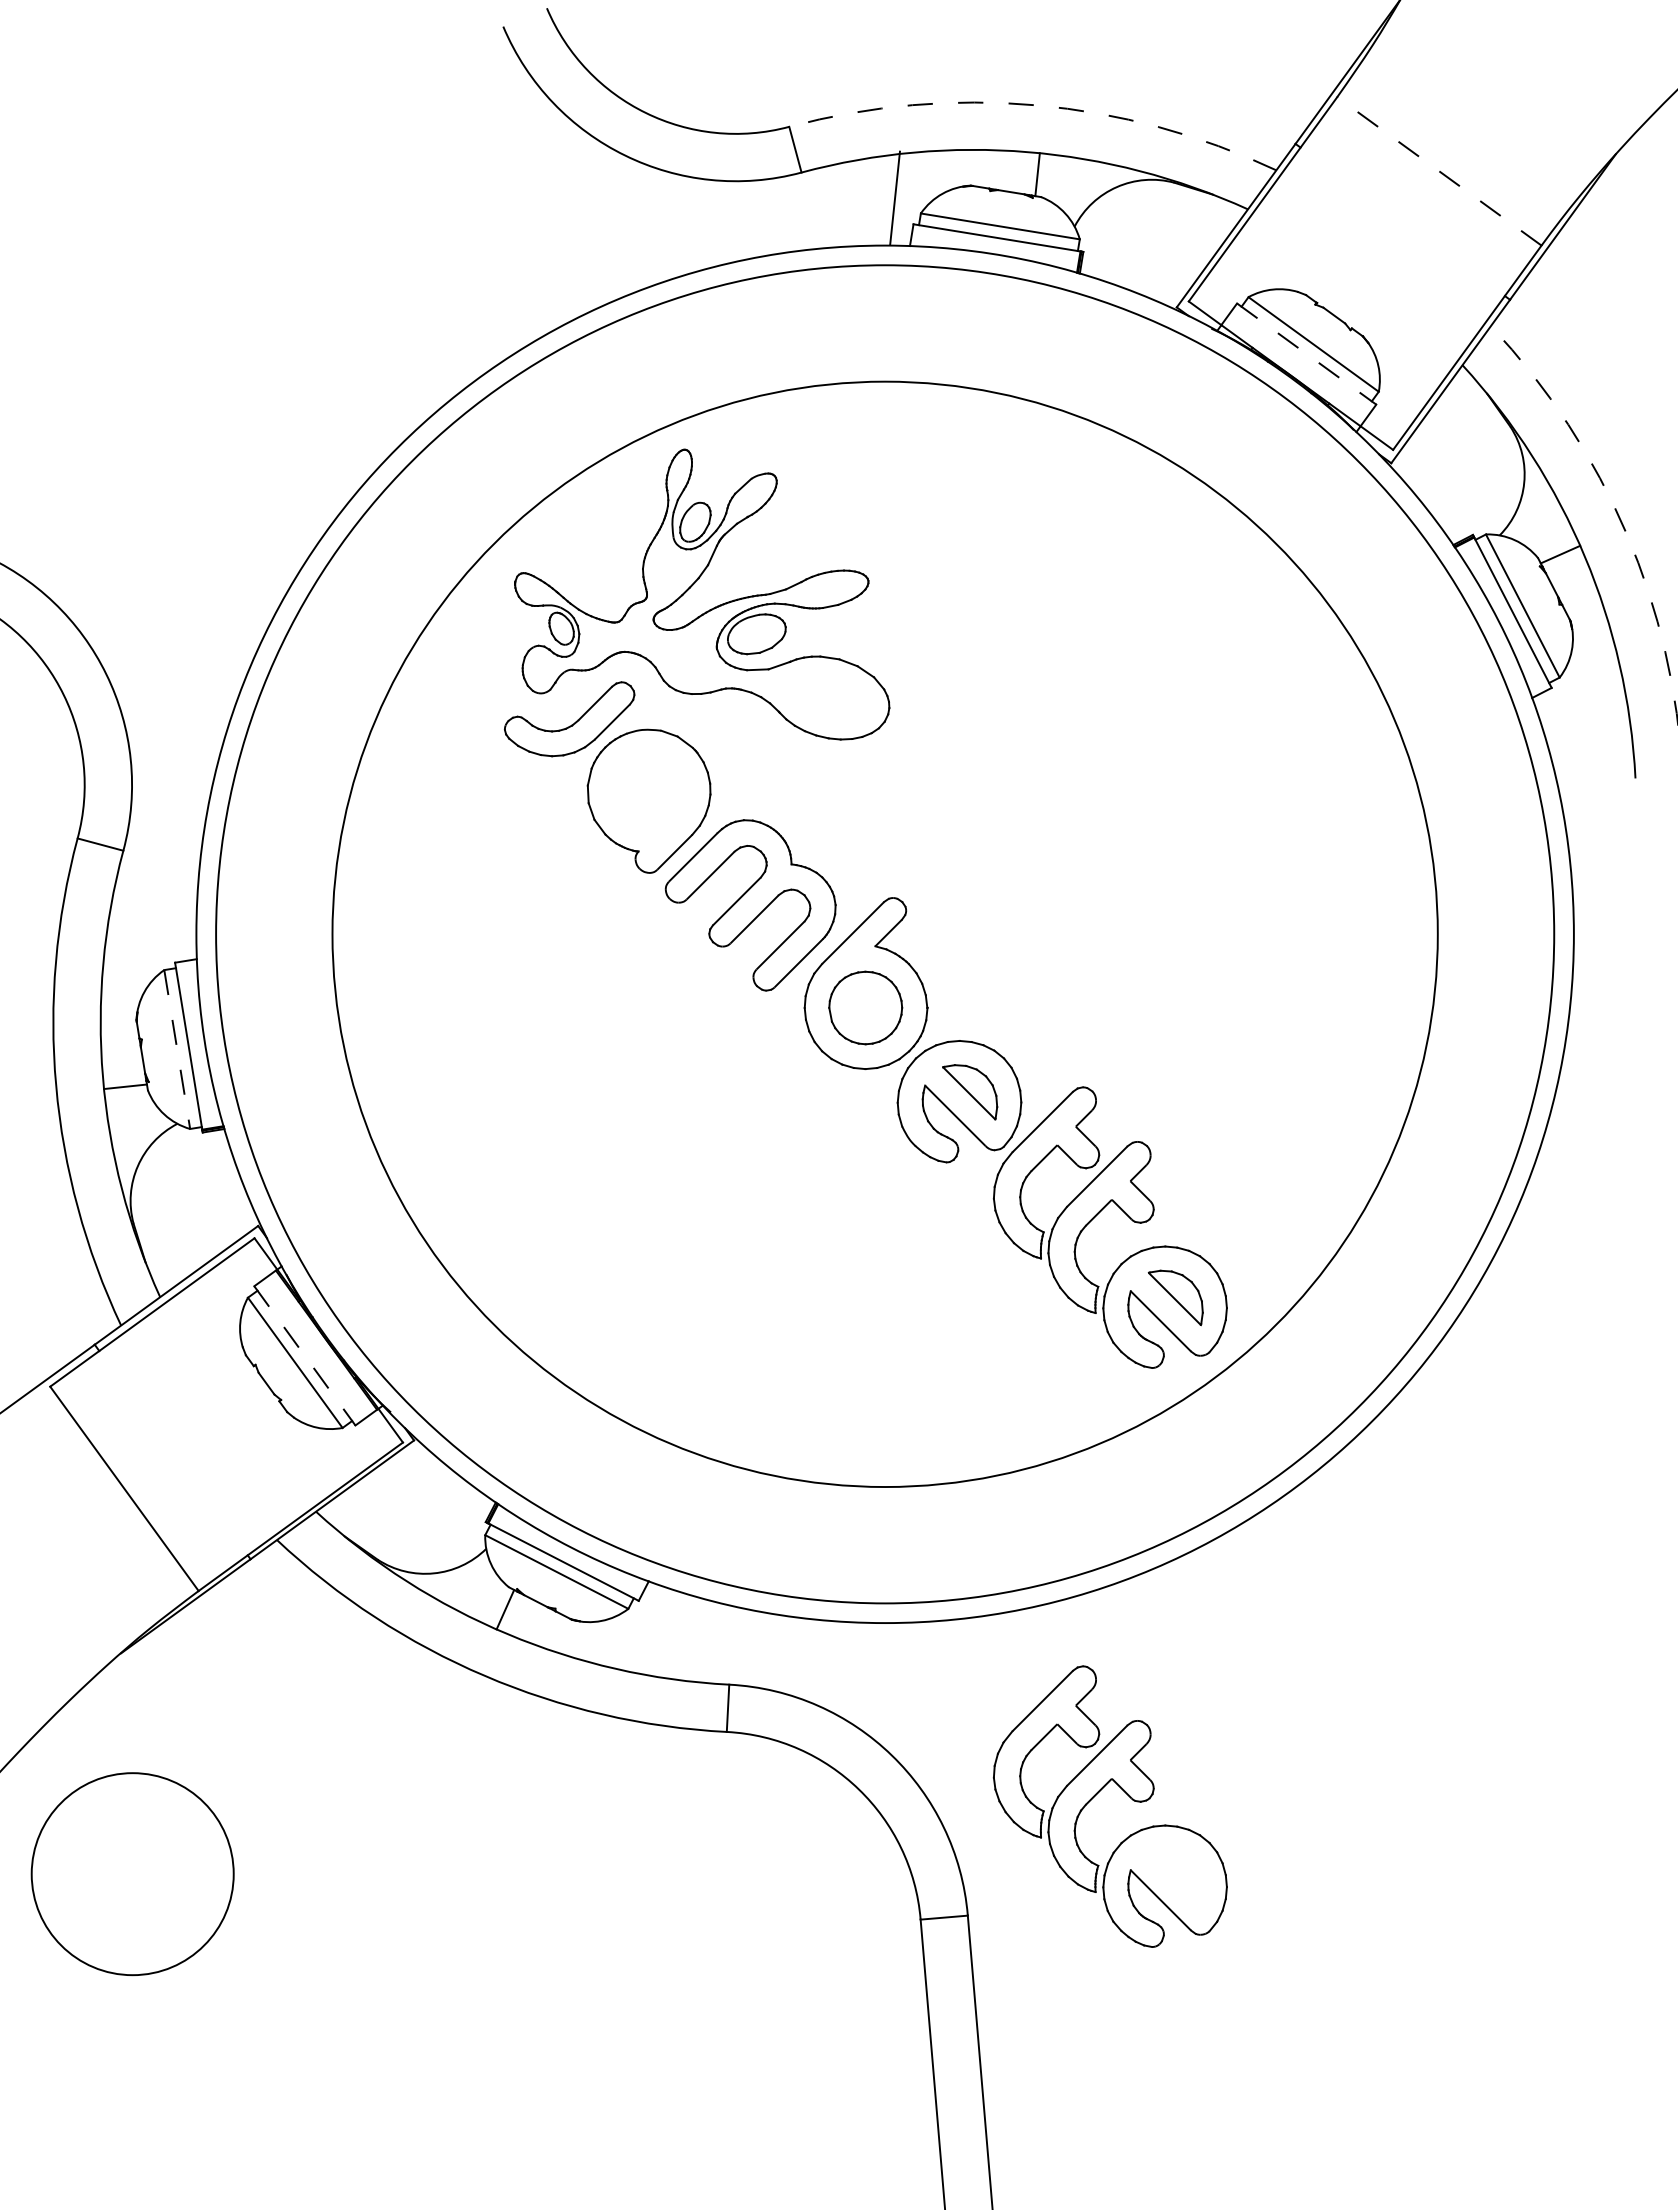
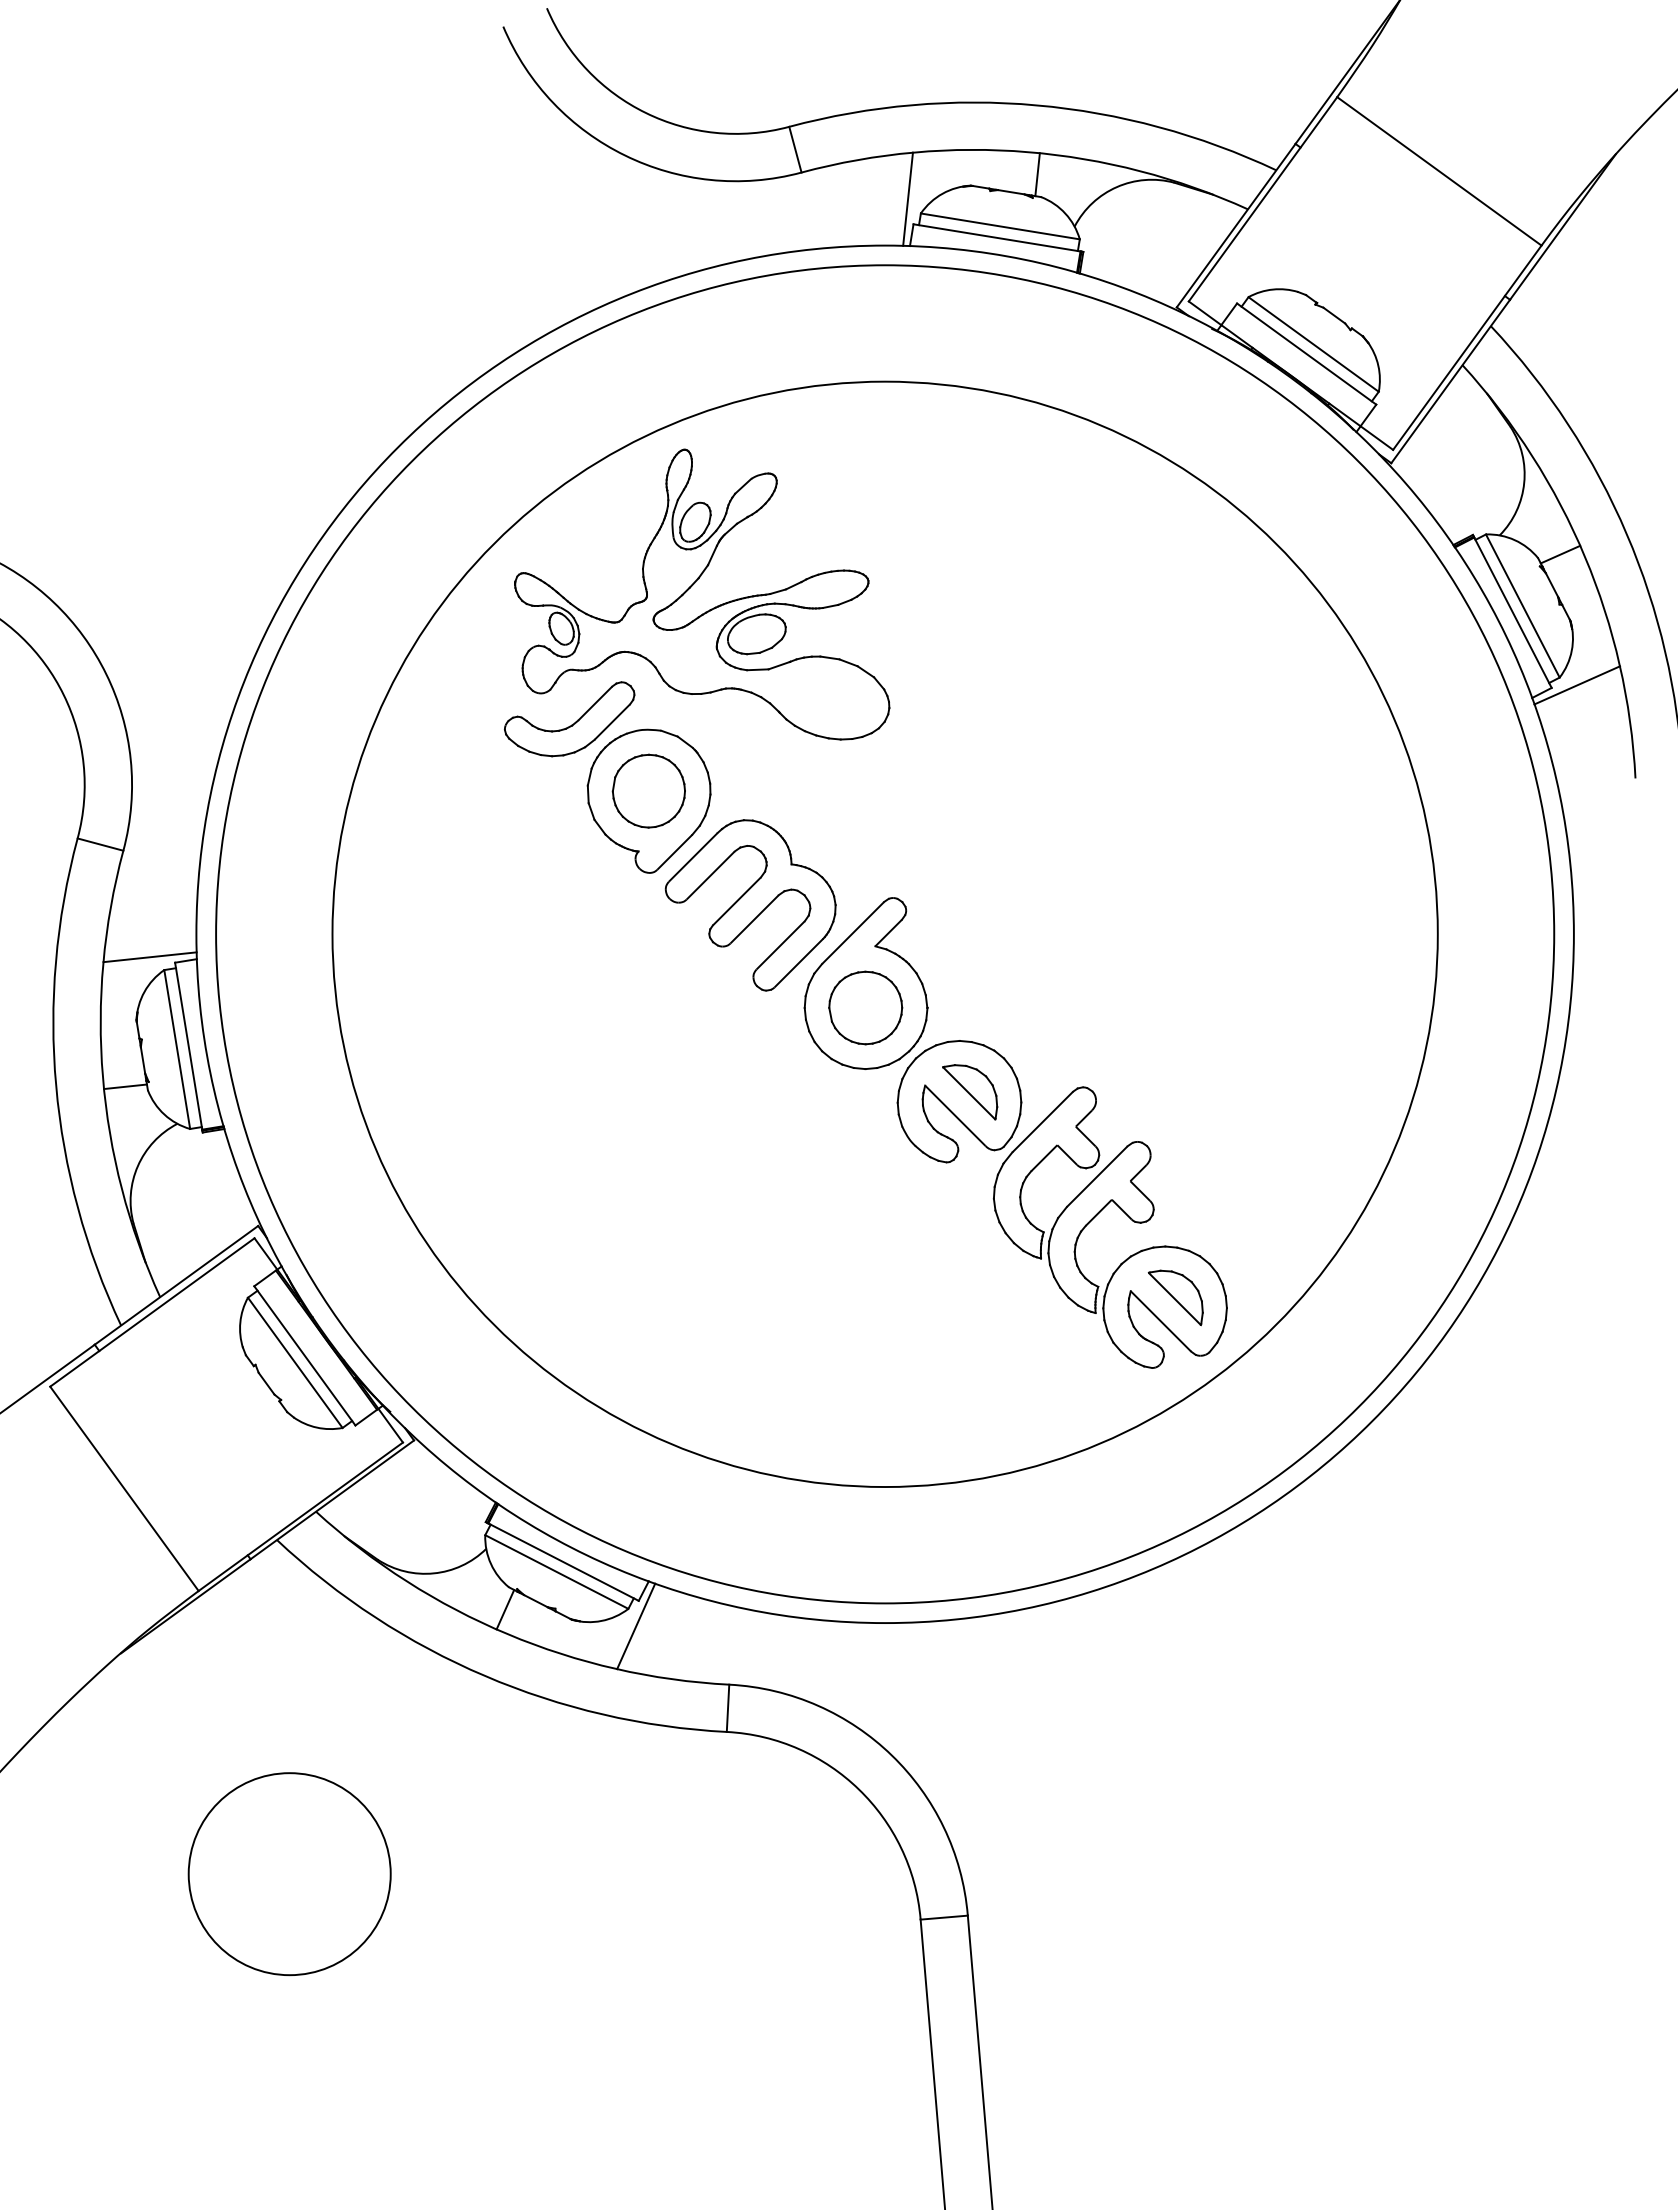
arc: dashed -> solid (1036, 105)
line: dashed -> solid (1438, 171)
line position: (894, 197) -> (907, 198) (907, 198)
line: dashed -> solid (1307, 354)
arc: dashed -> solid (1615, 508)
line: none -> present (1577, 685)
part: none -> present (648, 790)
line: none -> present (149, 957)
line: dashed -> solid (177, 1050)
line: dashed -> solid (305, 1356)
line: none -> present (636, 1626)
part: present -> none (1097, 1794)
circle position: (132, 1874) -> (289, 1874) (289, 1874)
